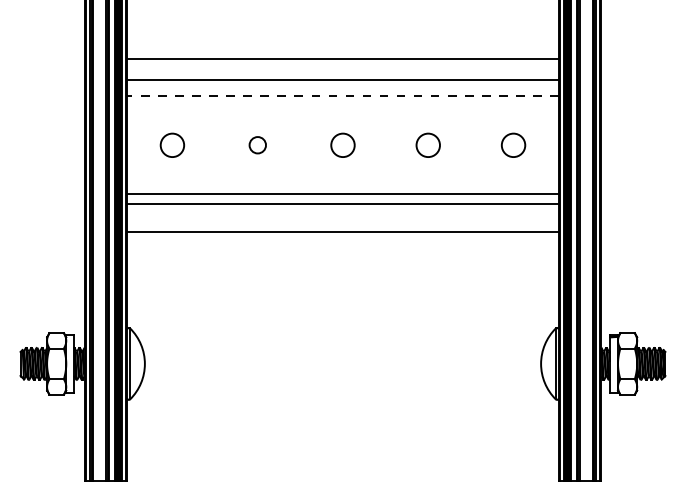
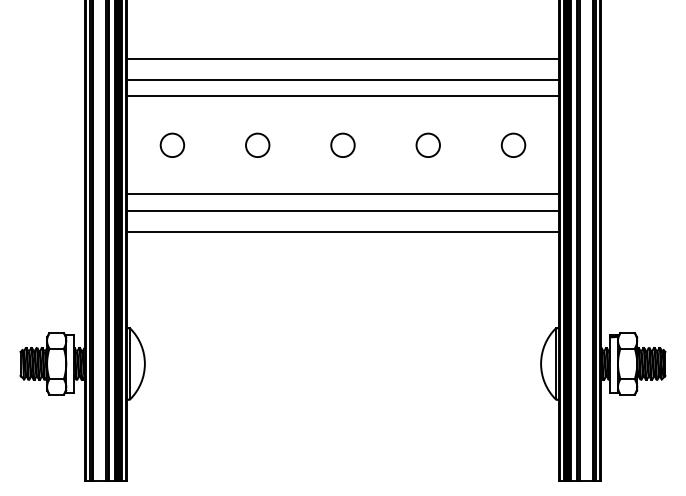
line: dashed -> solid (342, 96)
circle size: 19x19 px -> 26x26 px (257, 144)
line position: (342, 203) -> (342, 210) (342, 210)
